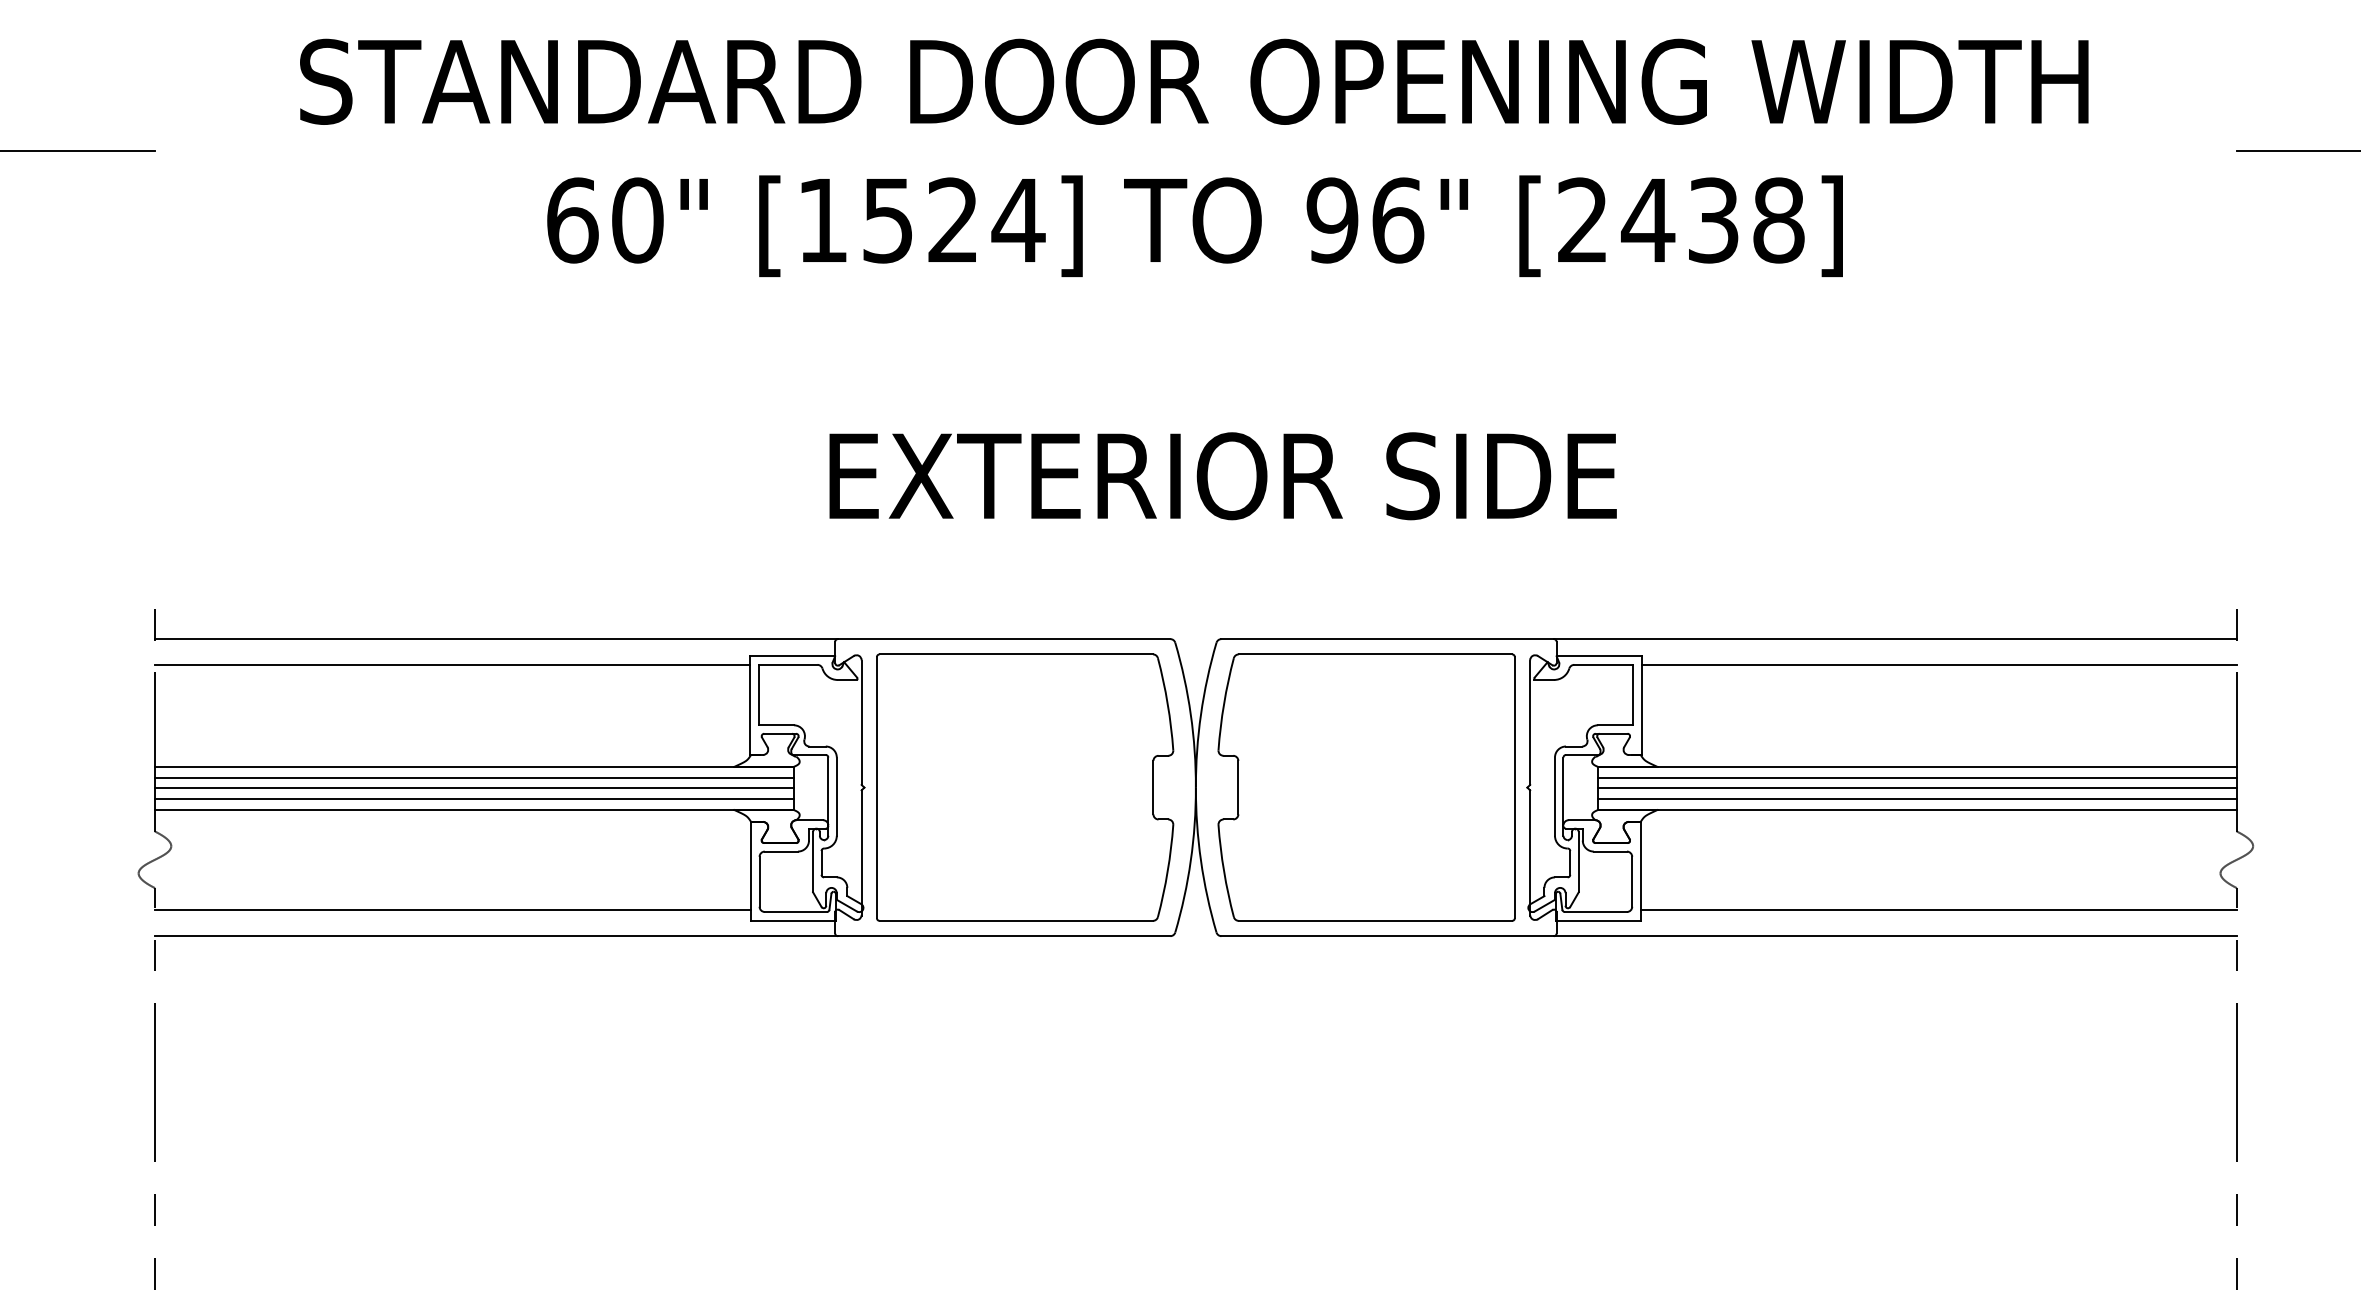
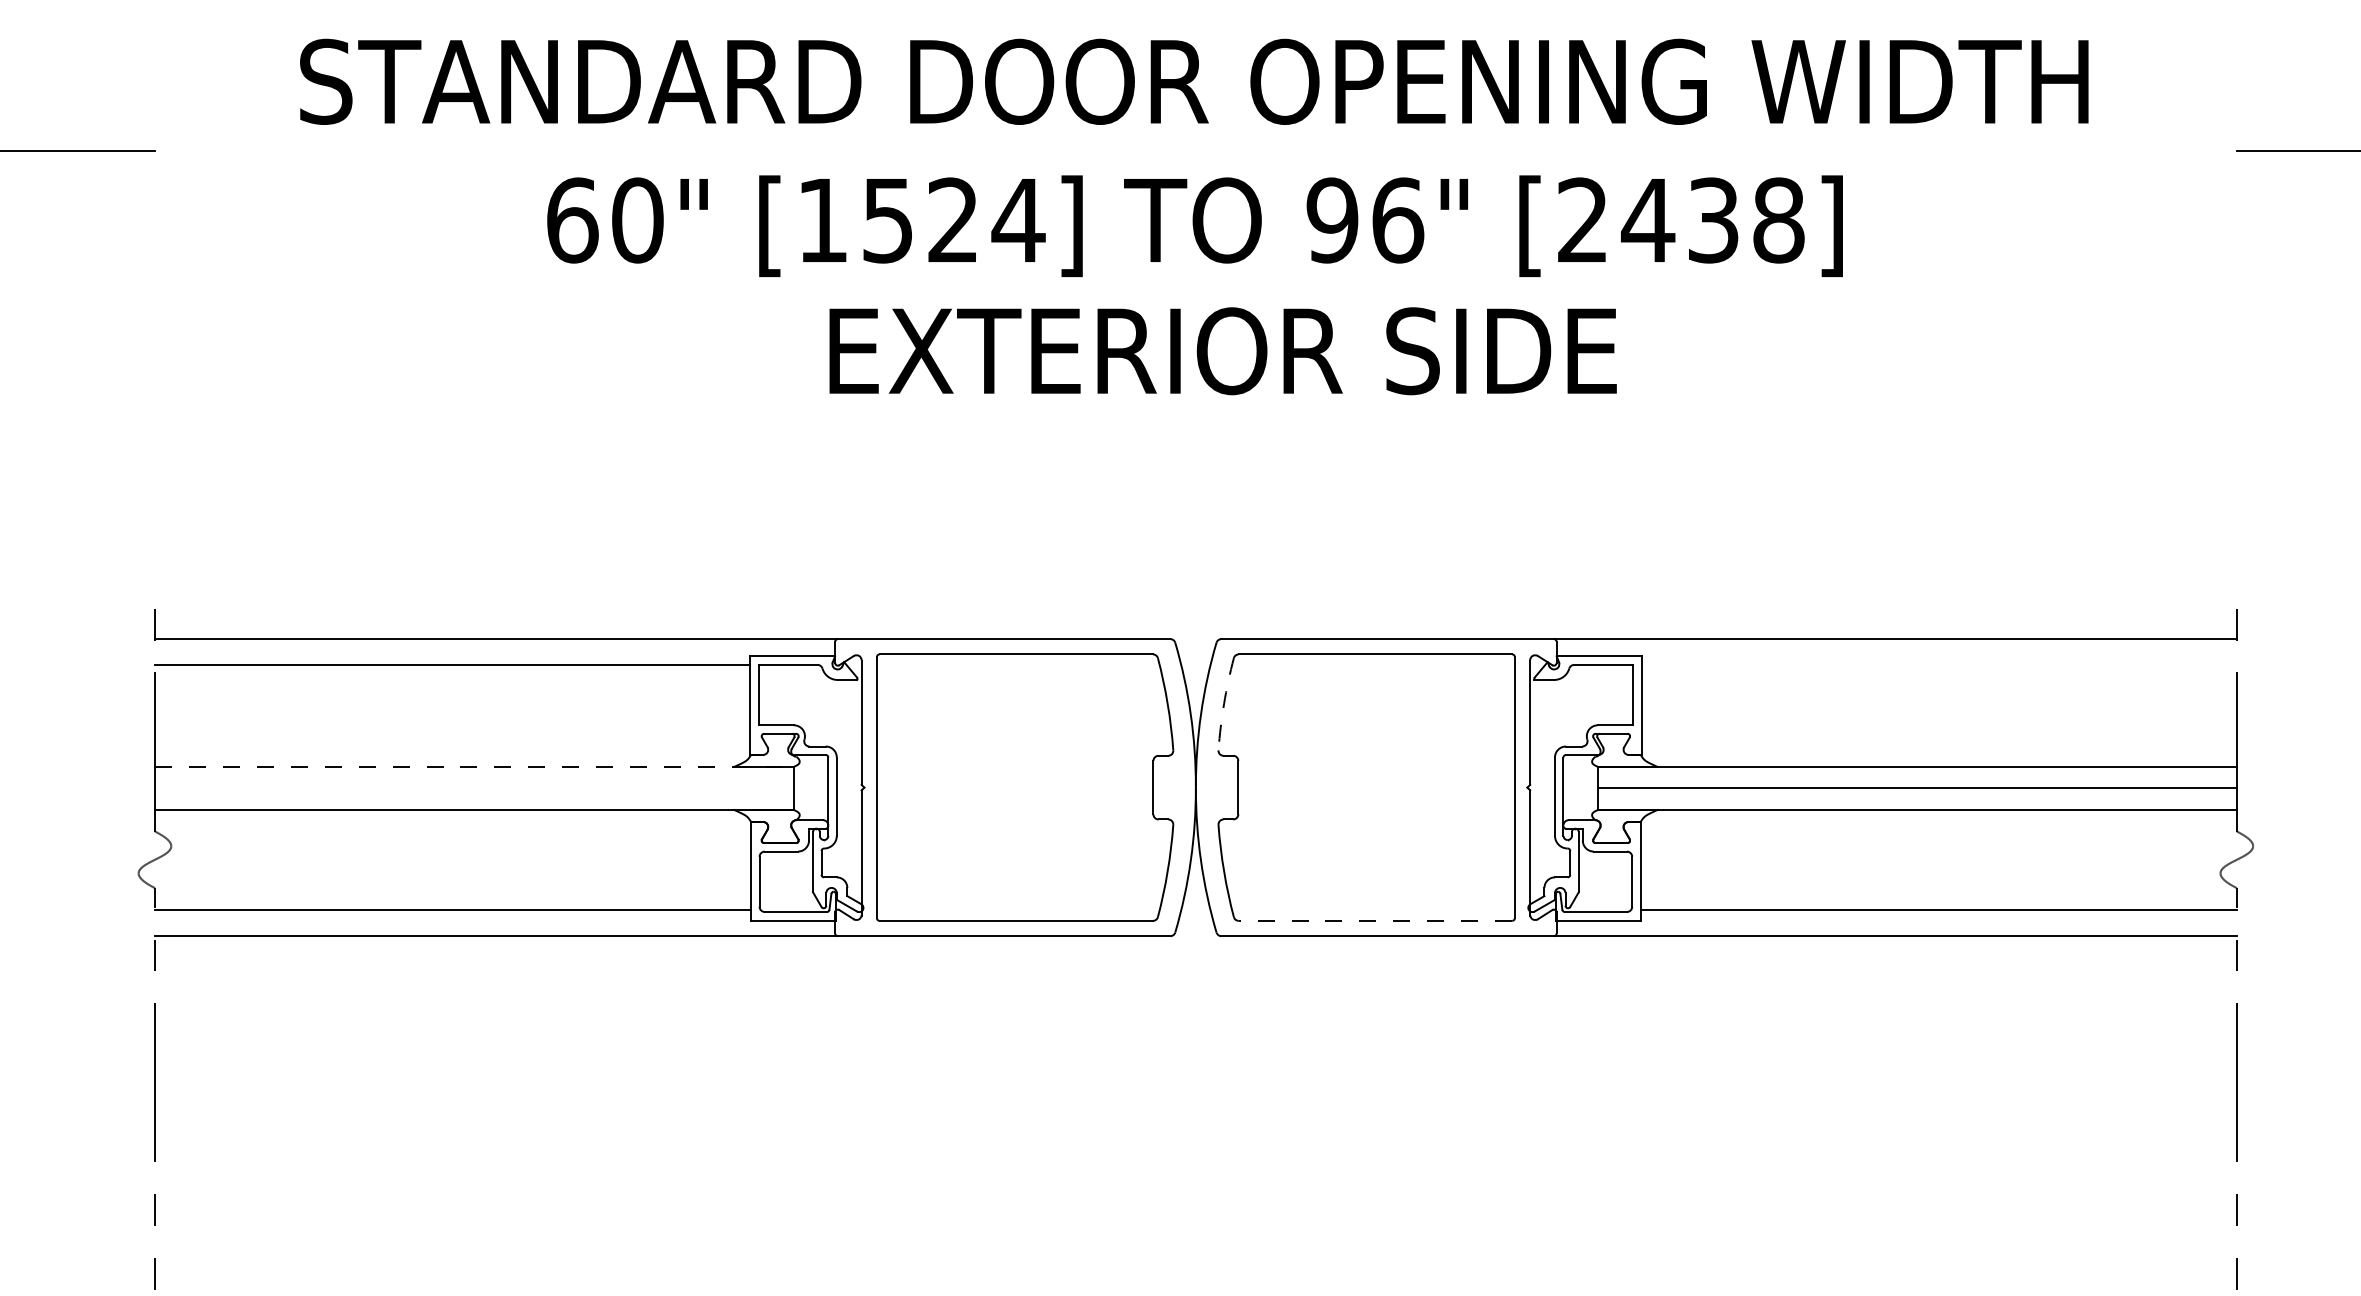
text position: (1222, 476) -> (1222, 351) (1222, 351)
line: present -> none (1938, 665)
arc: solid -> dashed (1224, 703)
line: solid -> dashed (474, 767)
line: present -> none (473, 777)
line: present -> none (1917, 777)
line: present -> none (473, 788)
line: present -> none (473, 799)
line: present -> none (1917, 799)
line: solid -> dashed (1375, 920)
